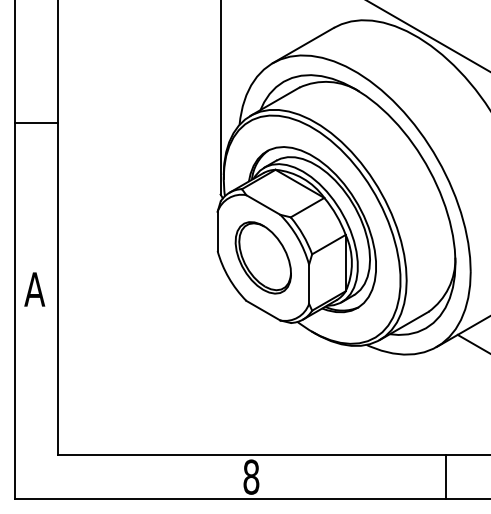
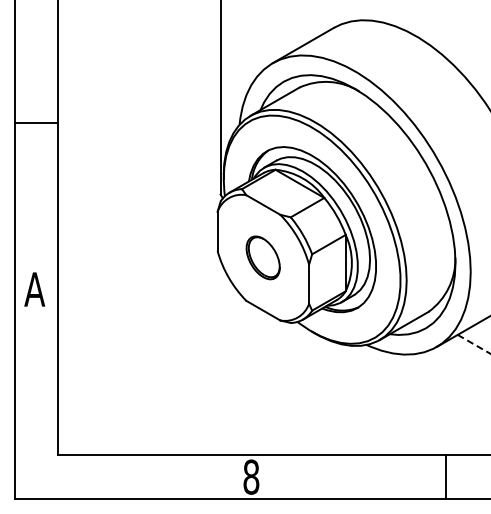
line: present -> none (428, 36)
part size: 58x74 px -> 36x46 px (262, 257)
line: solid -> dashed (474, 344)
